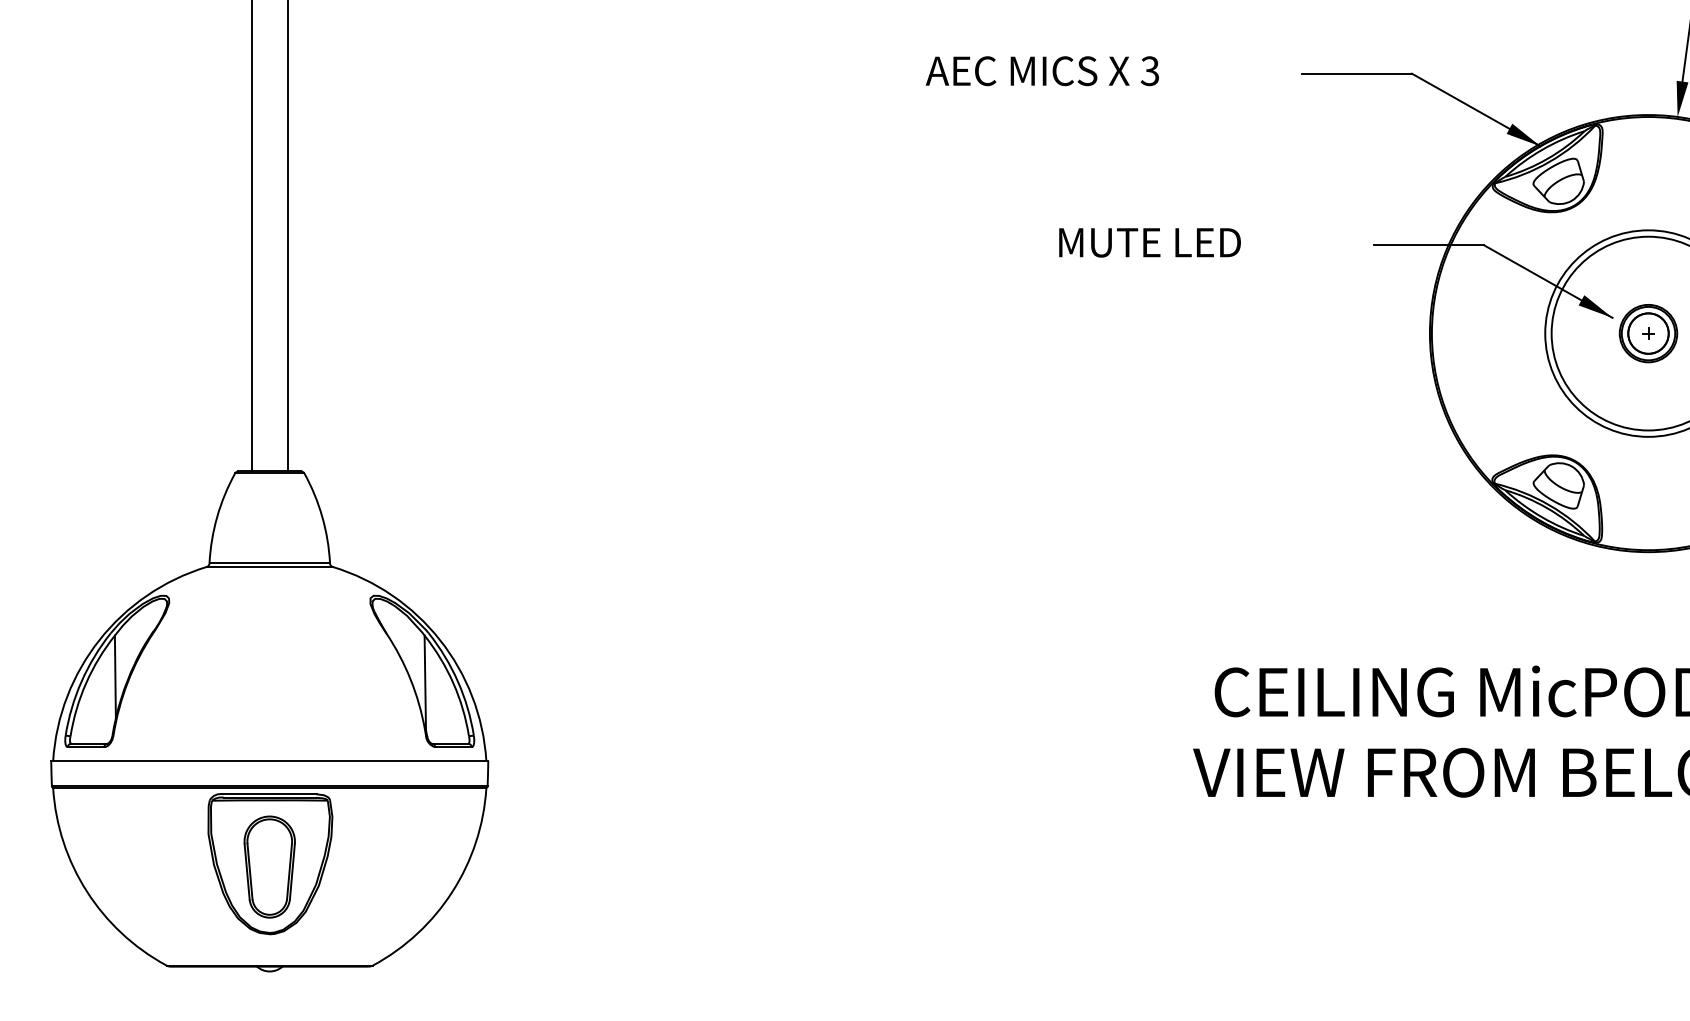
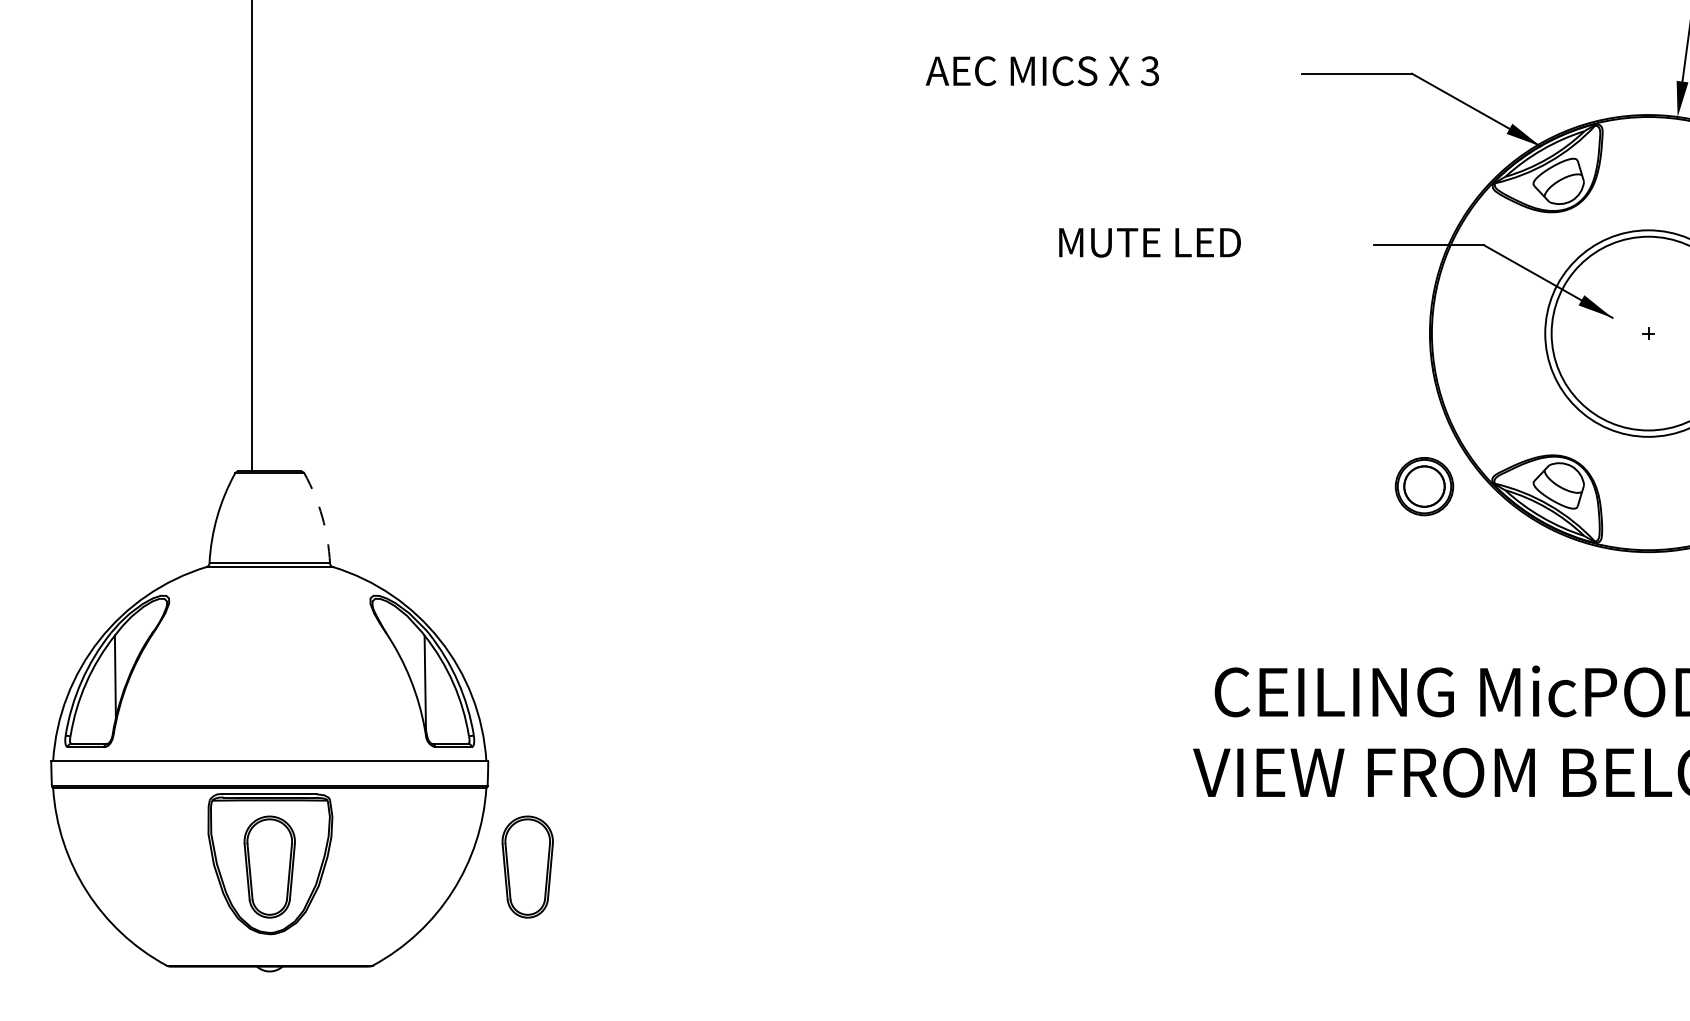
line: present -> none (287, 236)
part position: (1648, 333) -> (1424, 486) (1424, 486)
arc: solid -> dashed (322, 517)
part: none -> present (527, 866)
